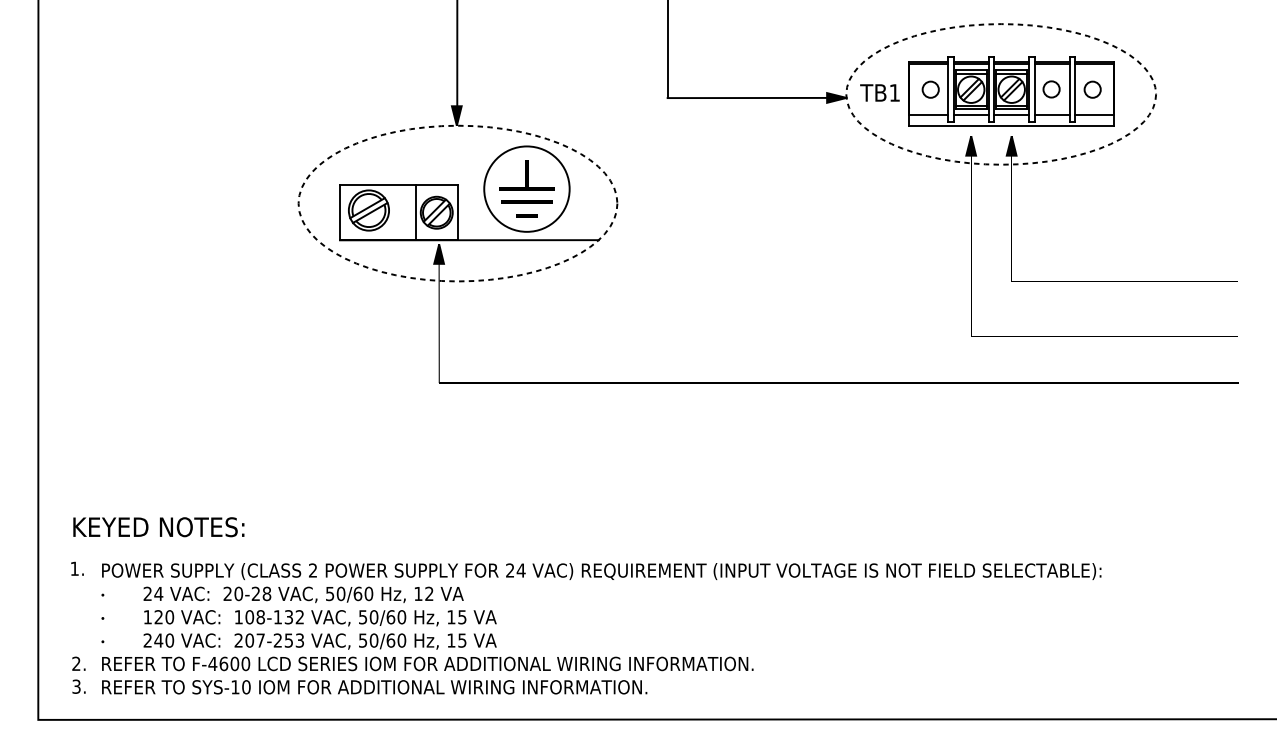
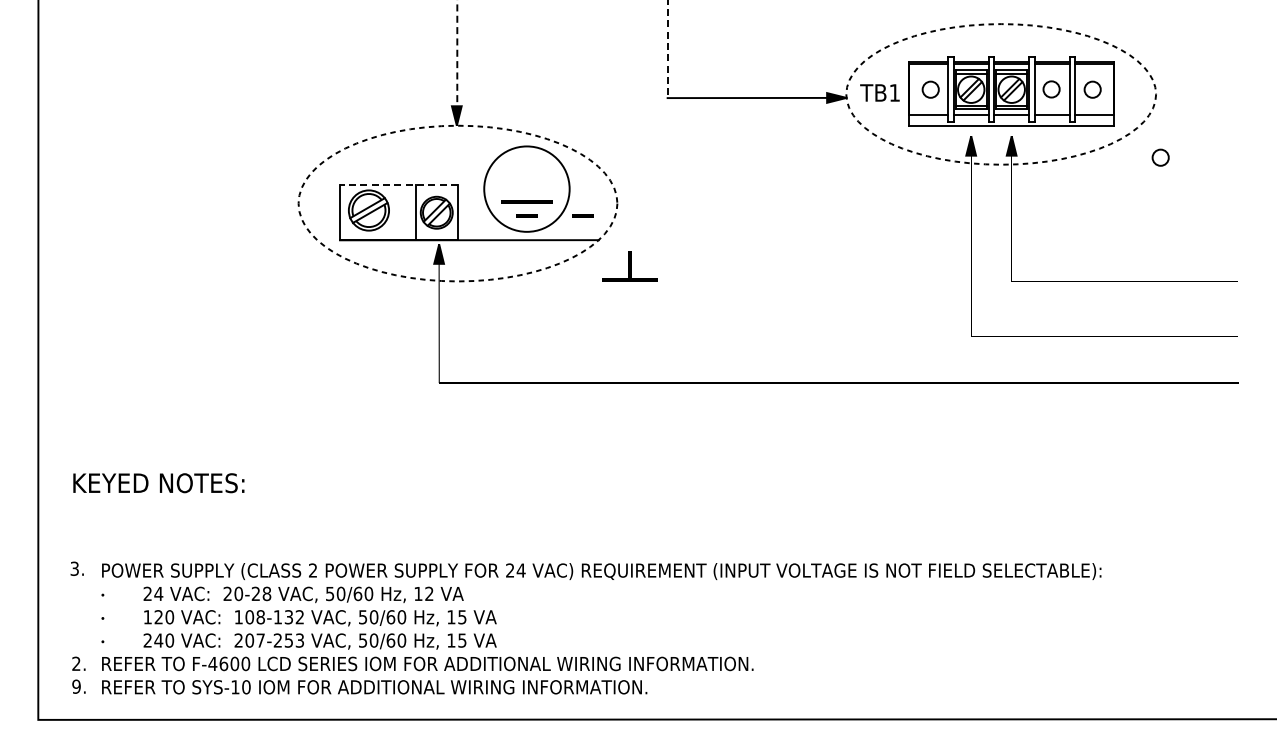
line: solid -> dashed (667, 49)
line: solid -> dashed (457, 53)
circle: none -> present (1160, 157)
part position: (526, 175) -> (629, 266) (629, 266)
line: solid -> dashed (399, 185)
line: none -> present (582, 215)
text position: (158, 527) -> (158, 483) (158, 483)
text: 1. -> 3. (74, 568)
text: 3. -> 9. (76, 686)
